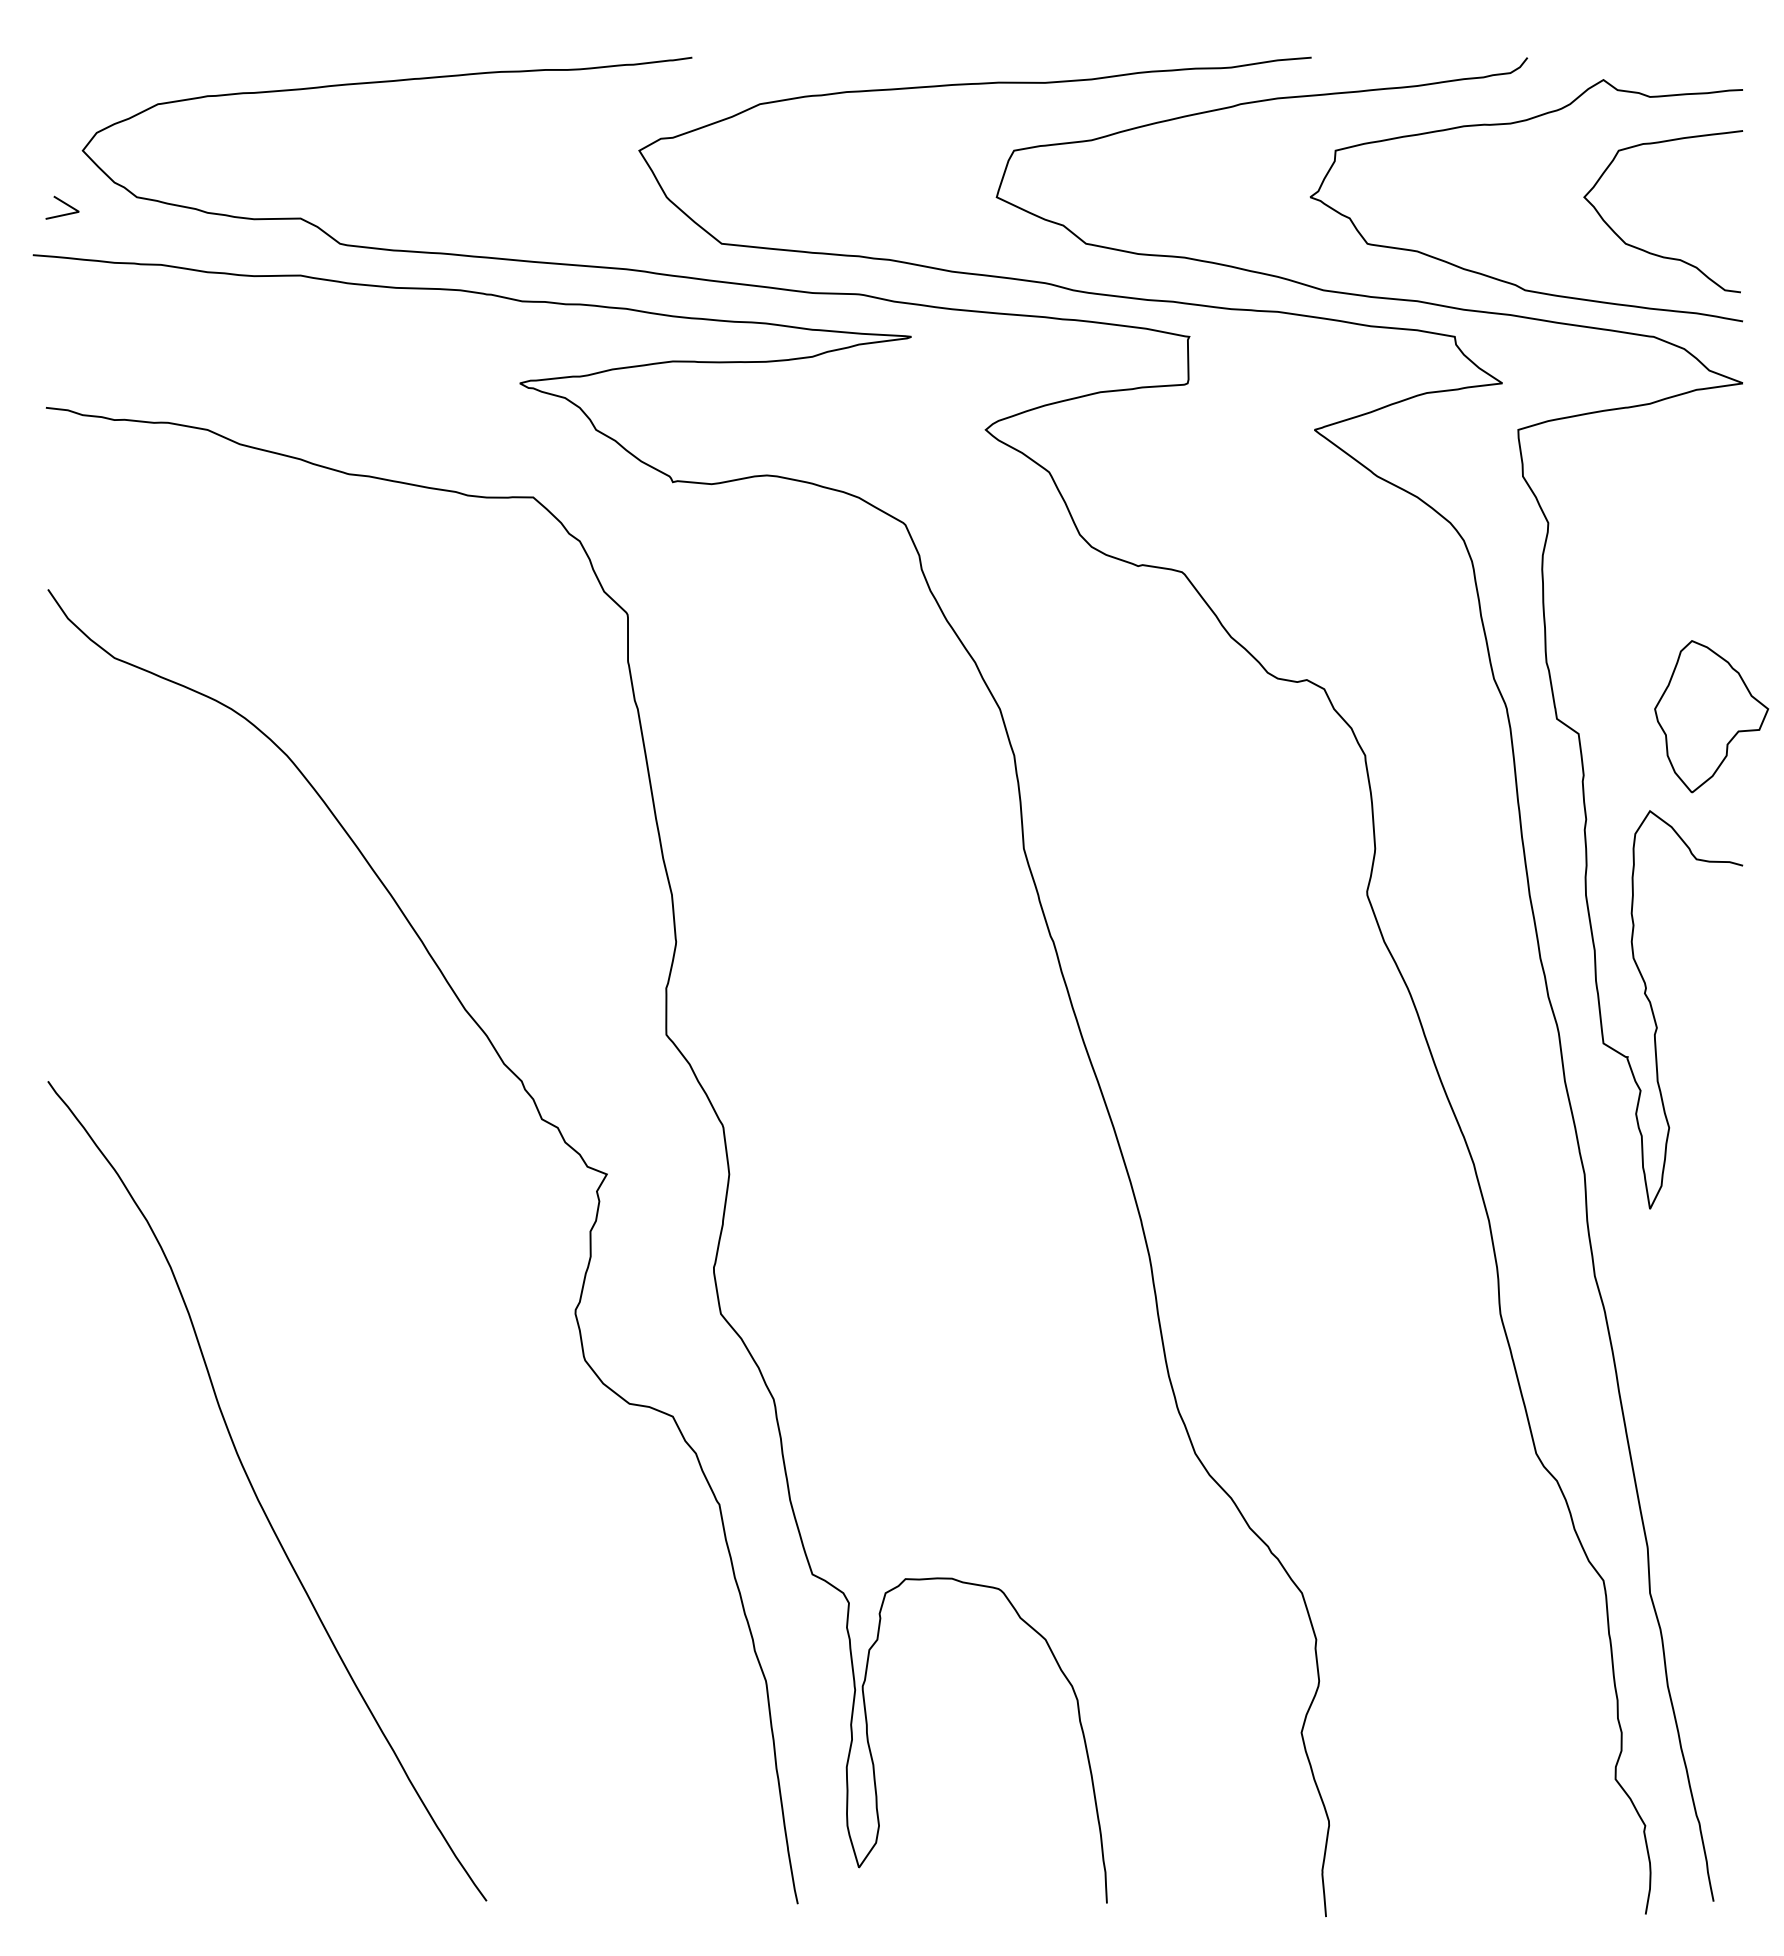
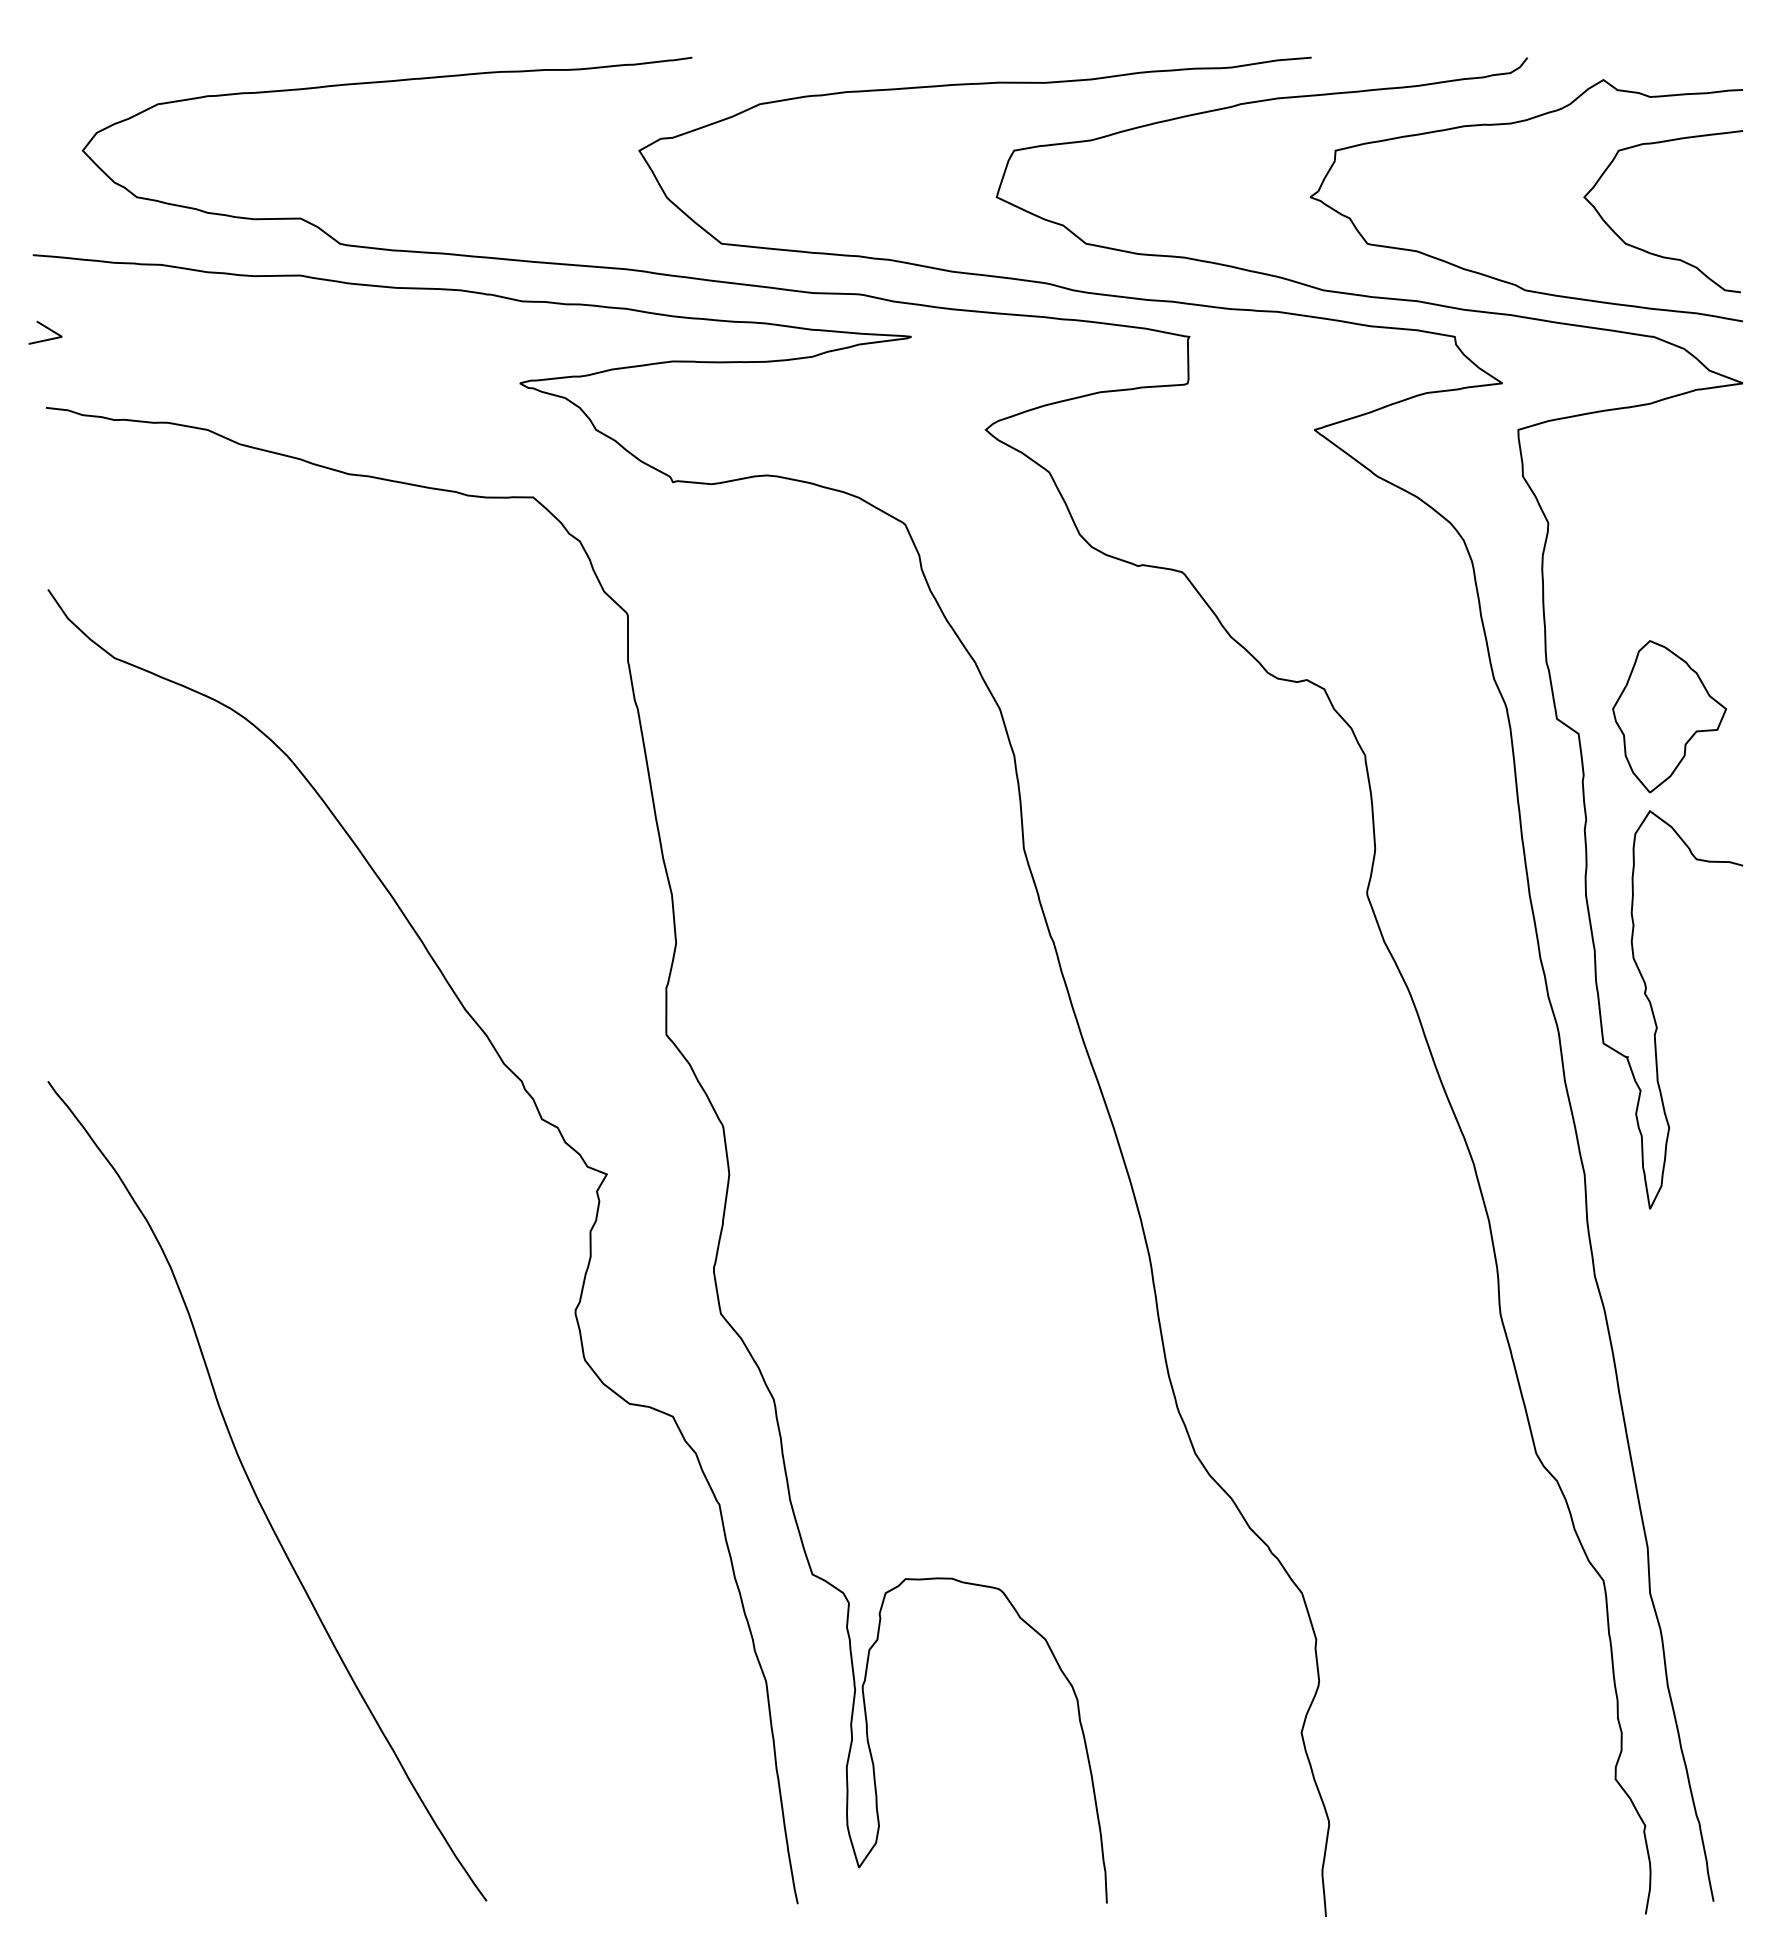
line position: (63, 203) -> (46, 328) (46, 328)
part position: (1711, 716) -> (1669, 716) (1669, 716)
